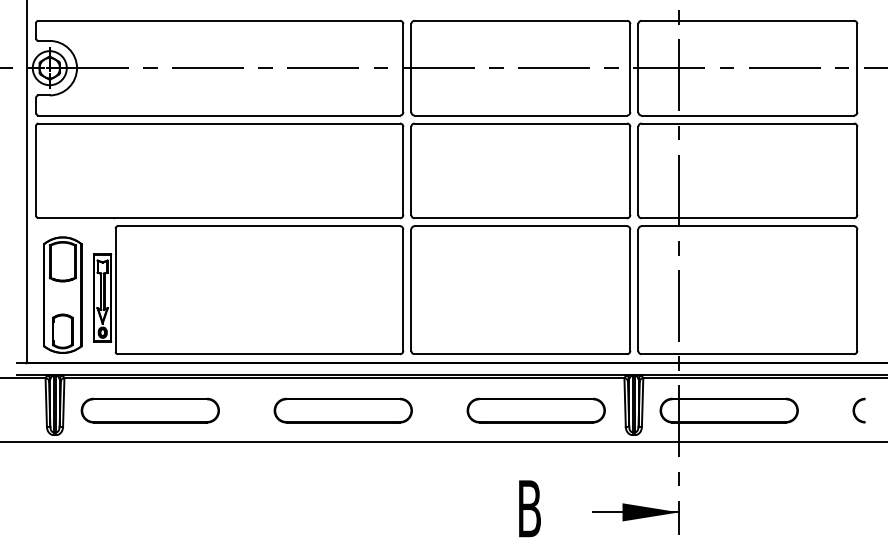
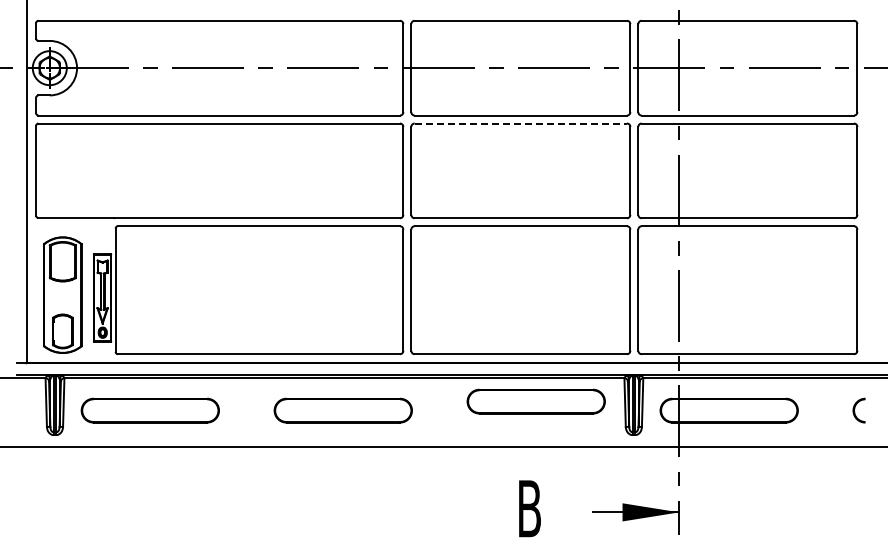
line: solid -> dashed (521, 123)
part position: (535, 410) -> (535, 401) (535, 401)
line position: (443, 442) -> (443, 447) (443, 447)
